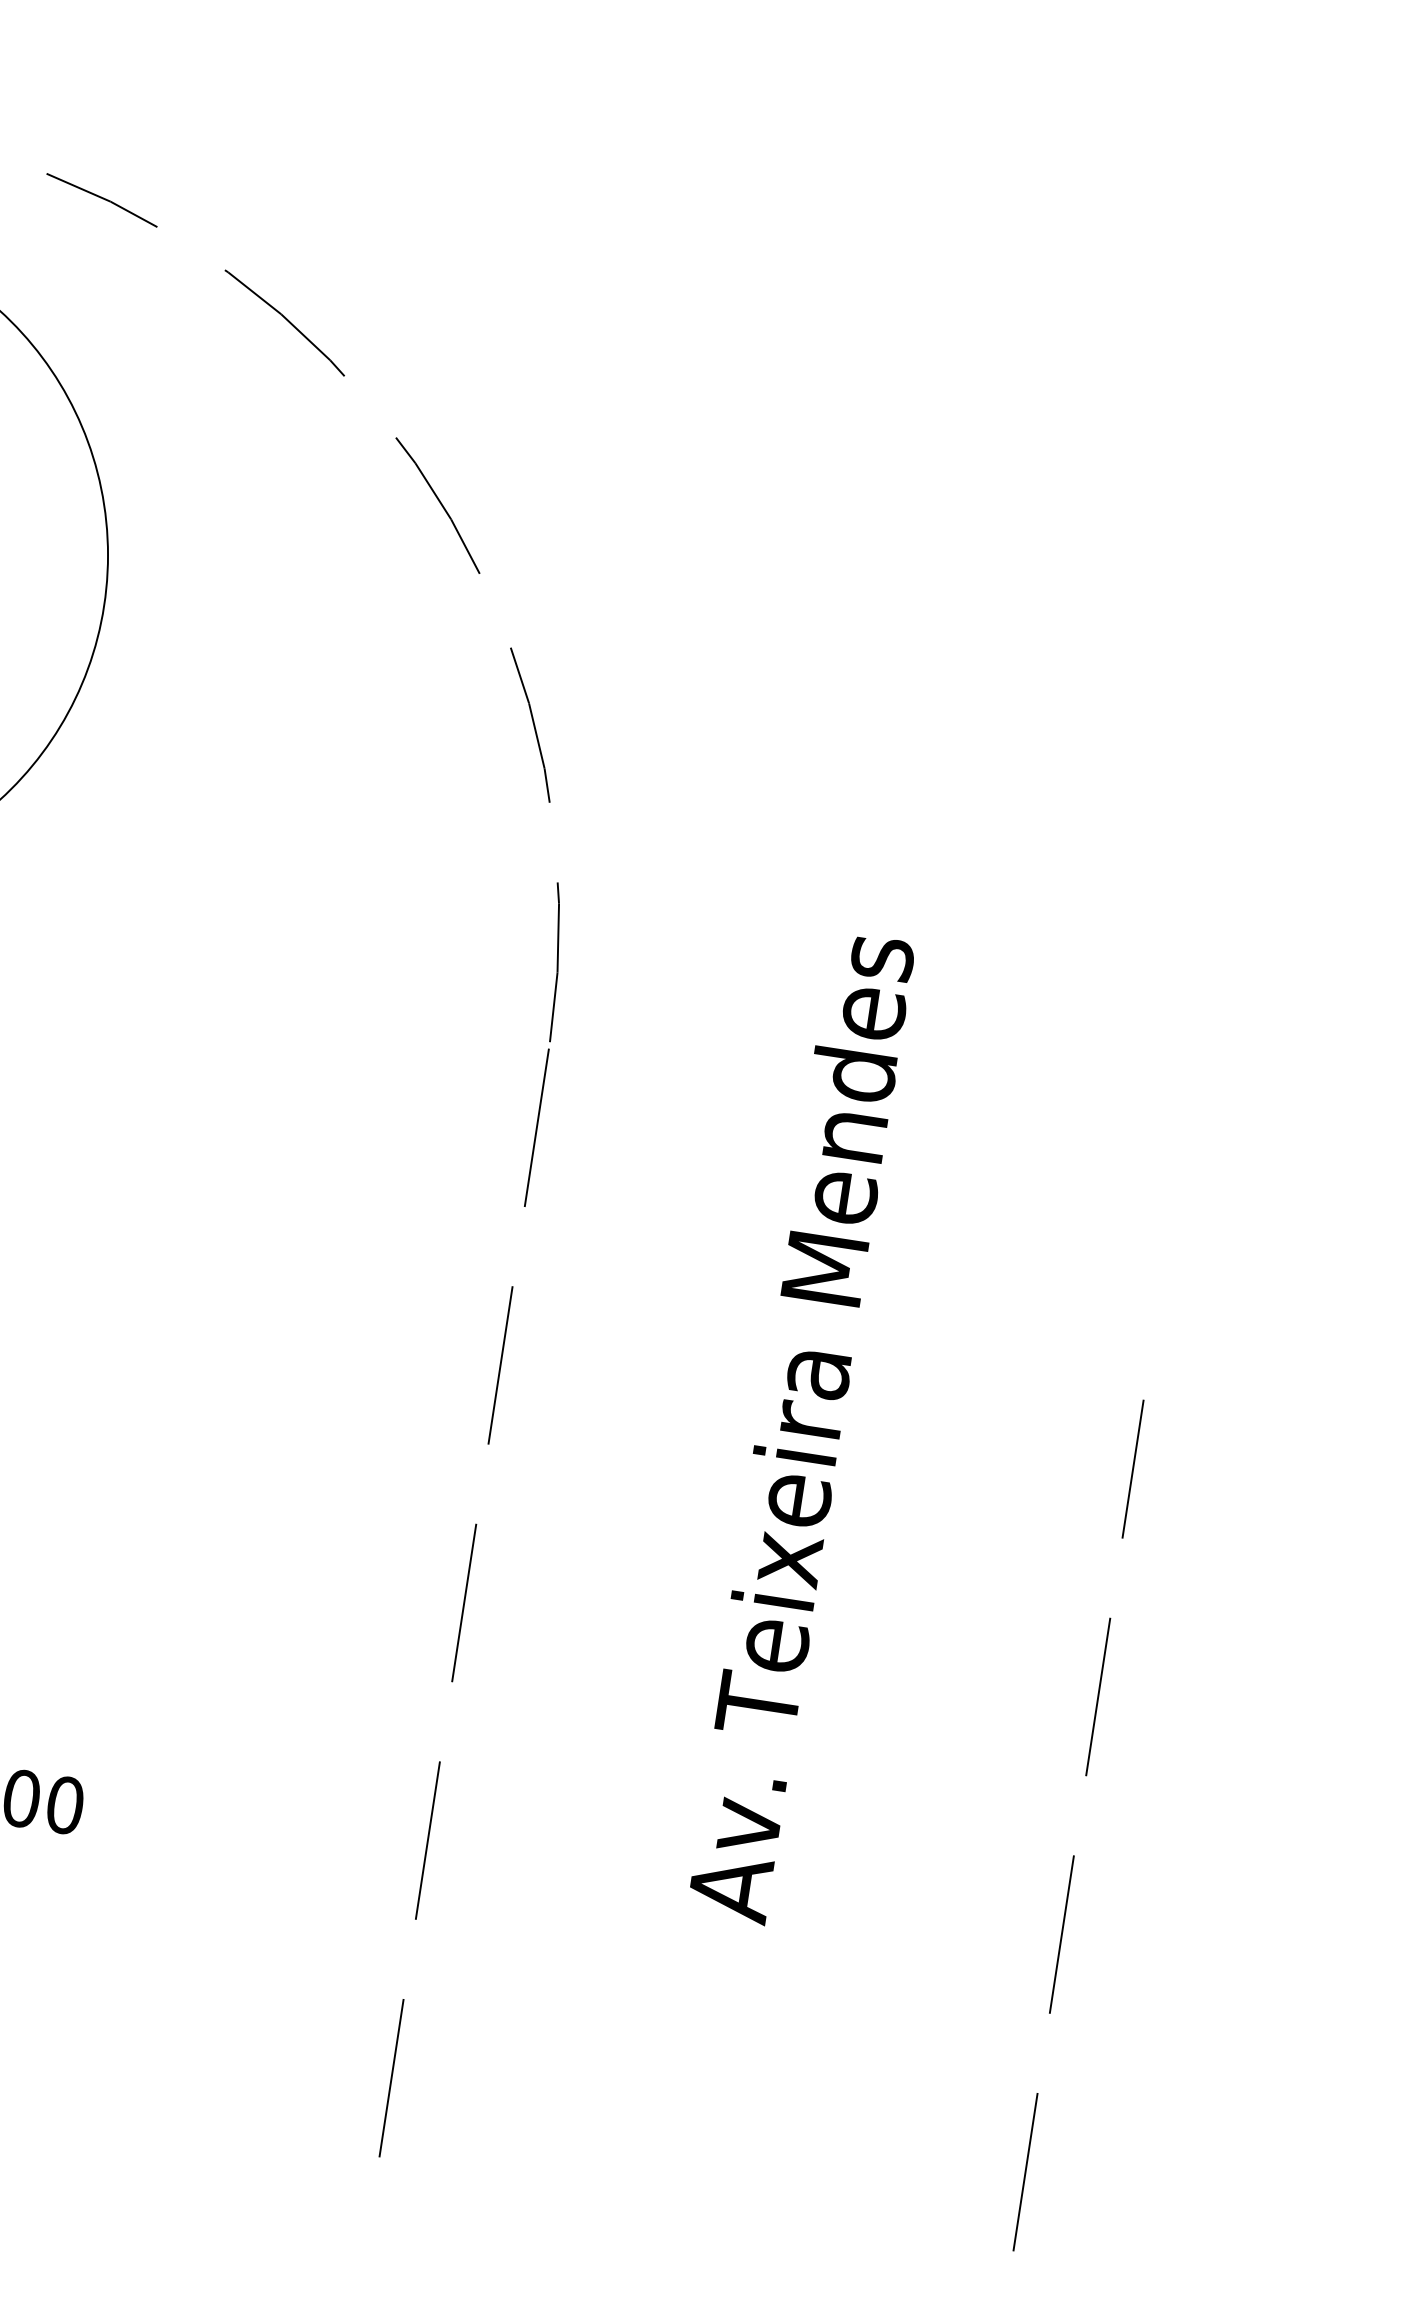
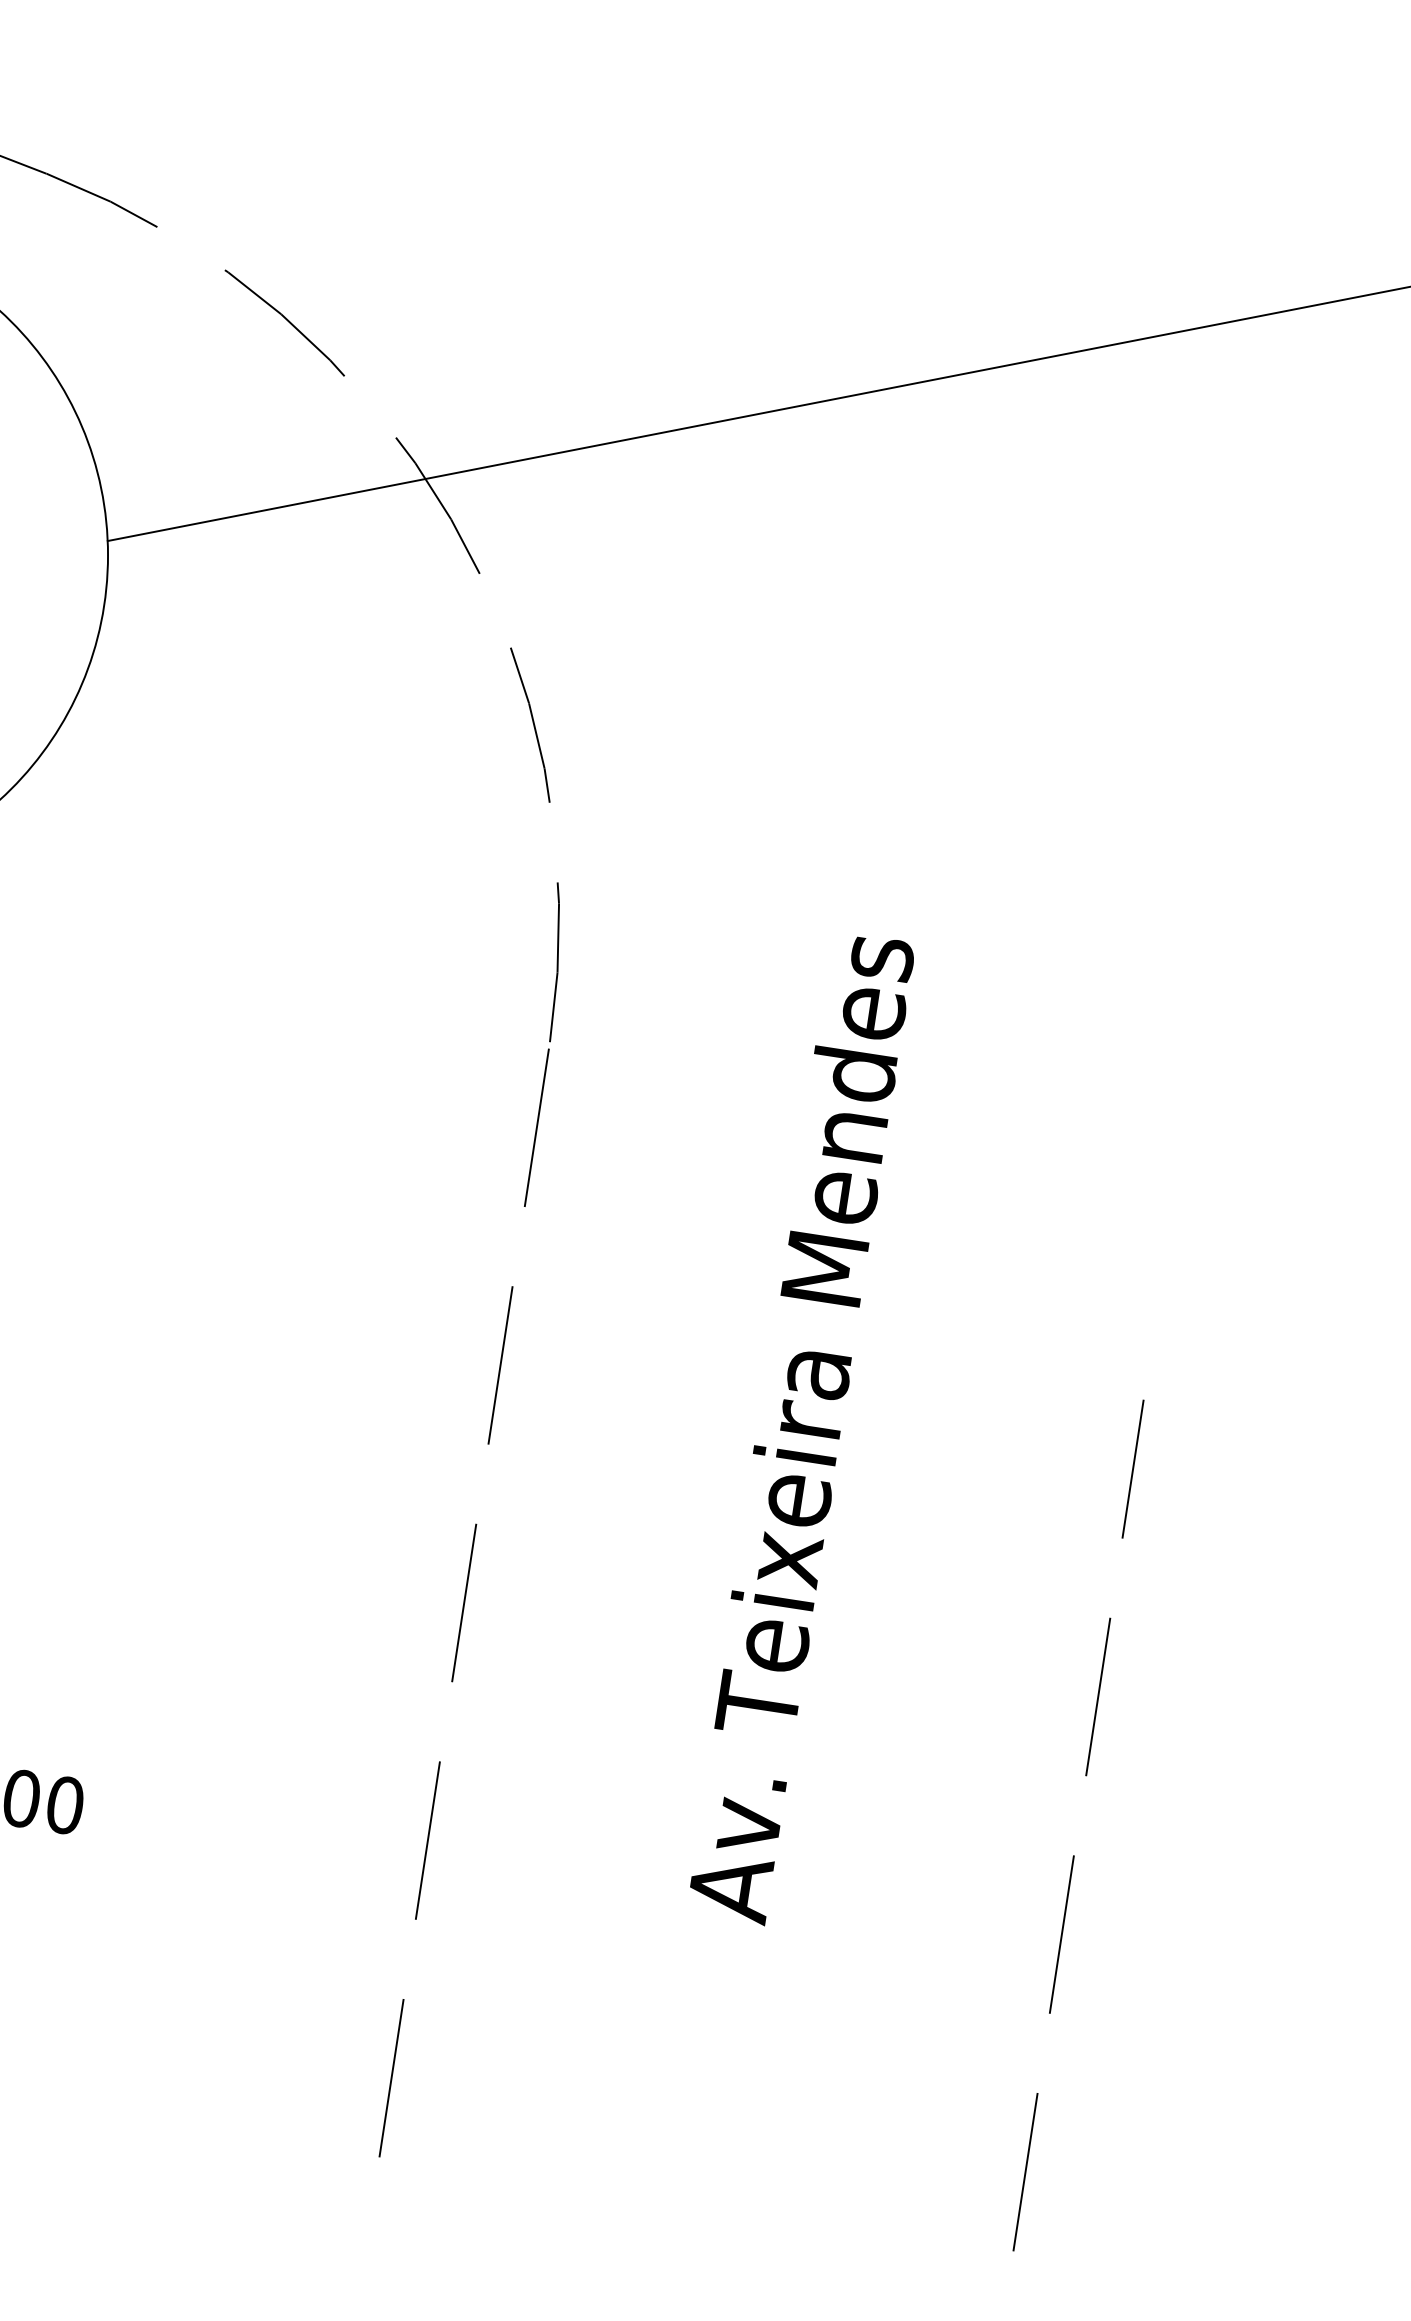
line: none -> present (24, 164)
line: none -> present (757, 414)
